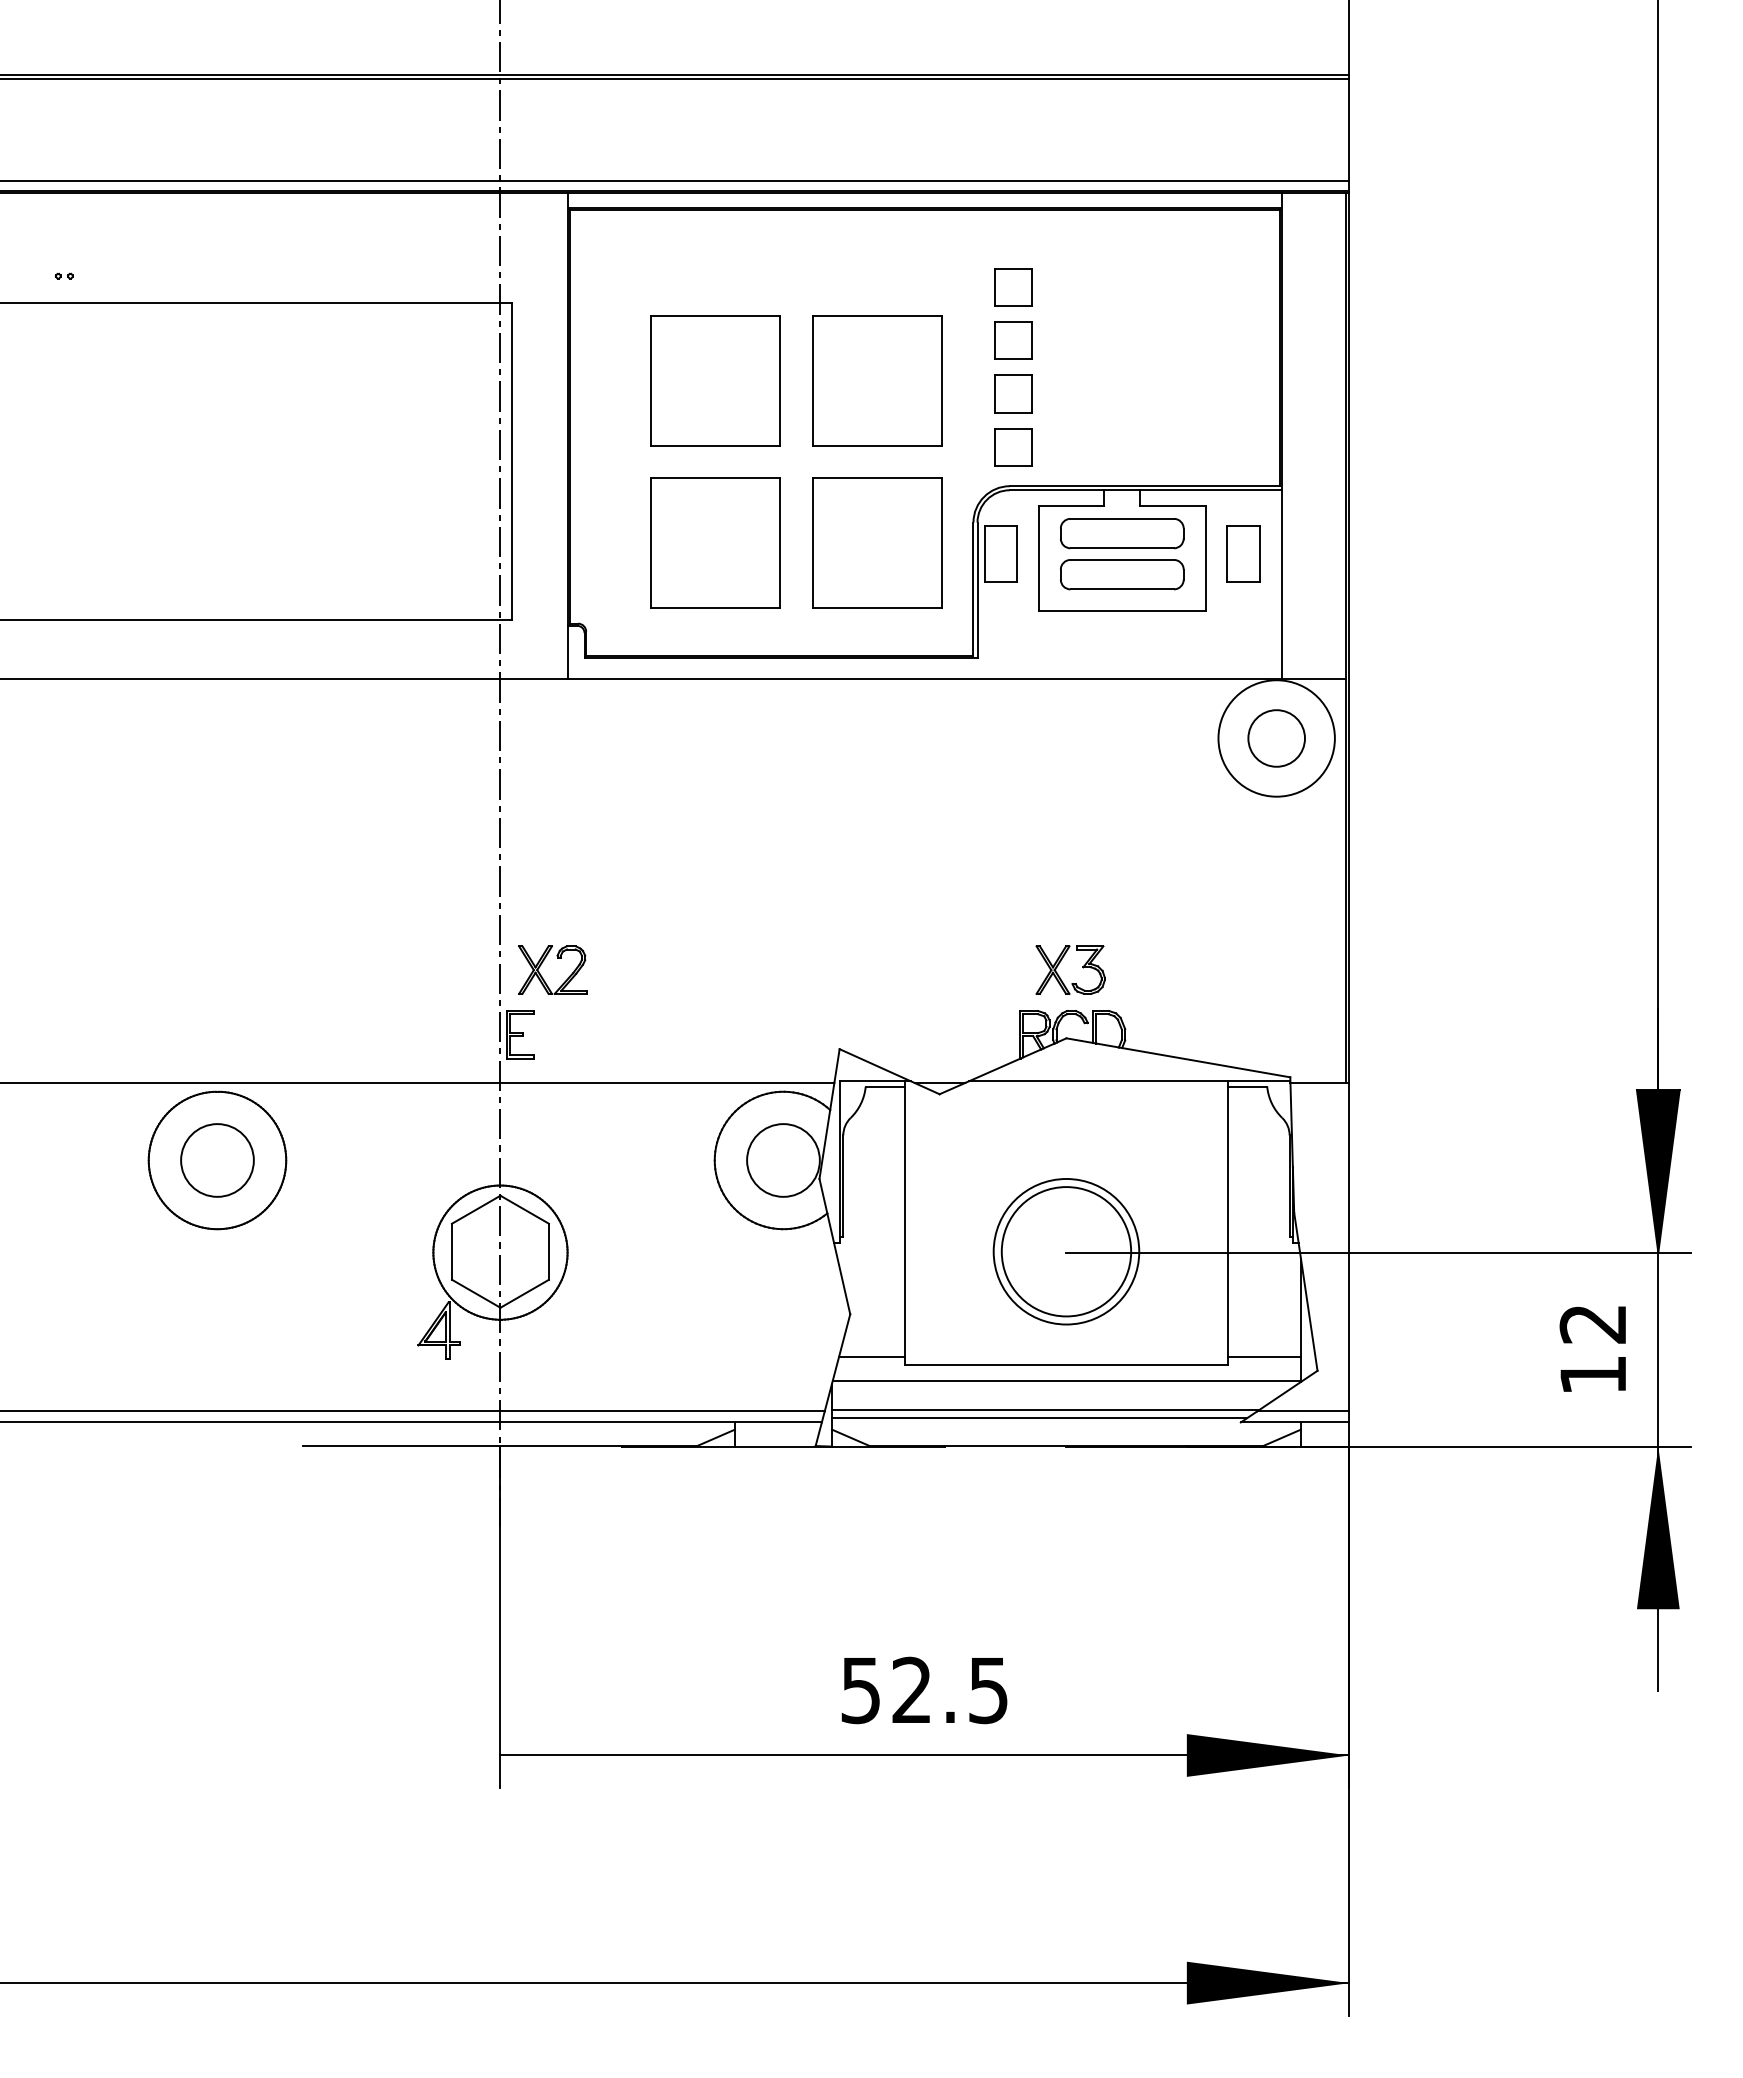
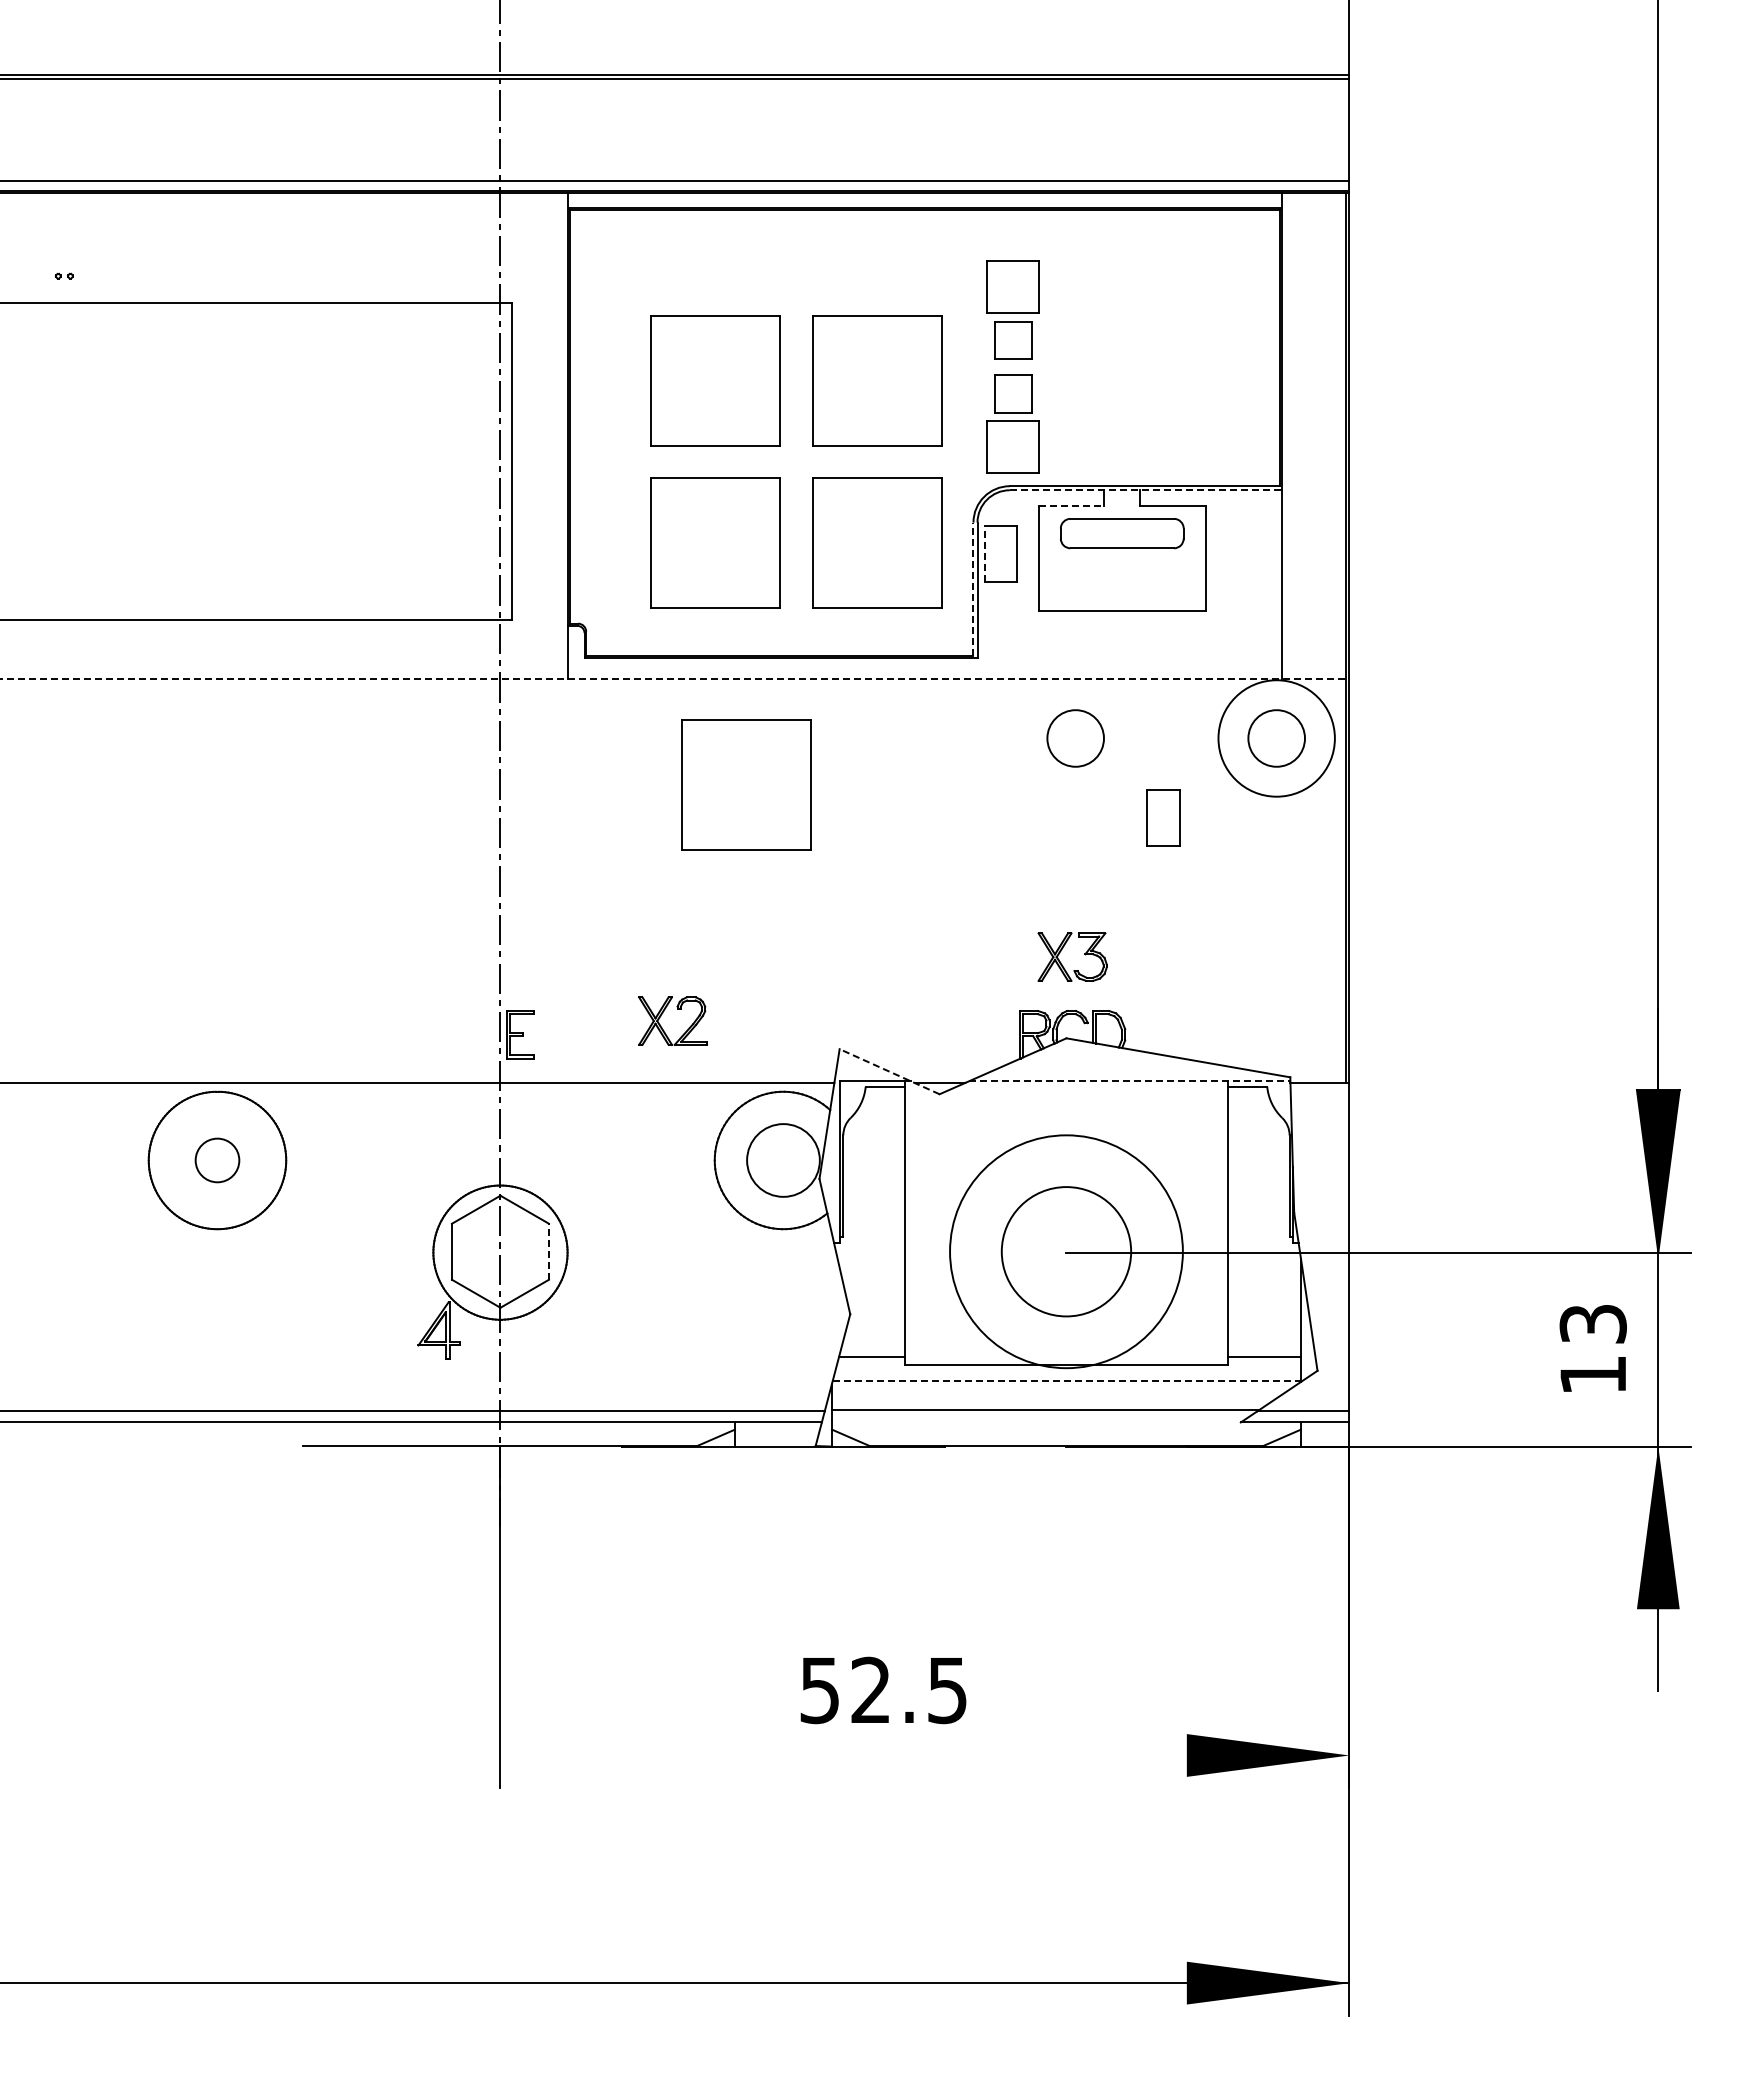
part size: 39x39 px -> 54x54 px (1012, 286)
part size: 39x39 px -> 54x54 px (1012, 446)
line: solid -> dashed (1145, 490)
line: solid -> dashed (1071, 506)
line: solid -> dashed (984, 553)
part position: (1243, 553) -> (1163, 817) (1163, 817)
part: present -> none (1122, 574)
line: solid -> dashed (973, 589)
line: solid -> dashed (673, 678)
circle: none -> present (1075, 738)
part: none -> present (746, 784)
part position: (1061, 961) -> (1063, 948) (1063, 948)
part position: (543, 962) -> (663, 1013) (663, 1013)
line: solid -> dashed (889, 1071)
line: solid -> dashed (1129, 1081)
circle diameter: 73 px -> 44 px (217, 1160)
line: solid -> dashed (549, 1251)
circle diameter: 146 px -> 233 px (1066, 1251)
text: 12 -> 13 (1592, 1324)
line: solid -> dashed (1067, 1381)
line: present -> none (1038, 1418)
text position: (924, 1690) -> (883, 1690) (883, 1690)
line: present -> none (924, 1755)
